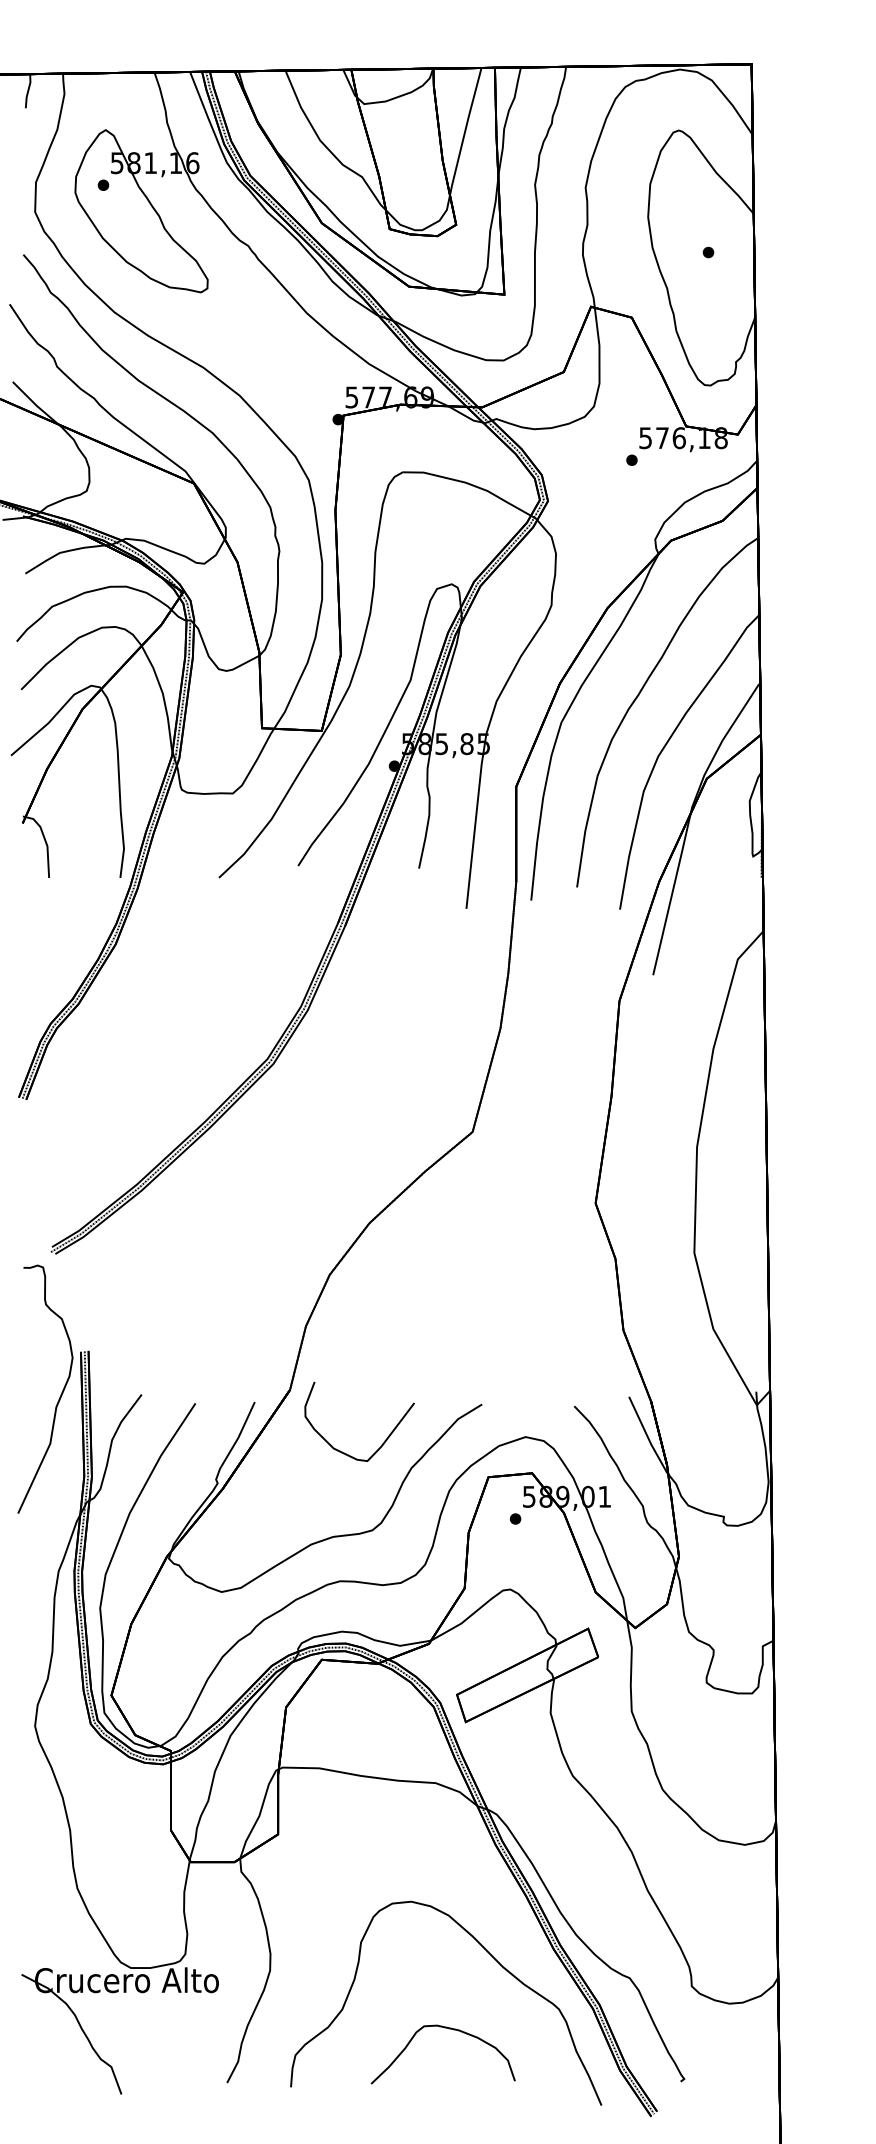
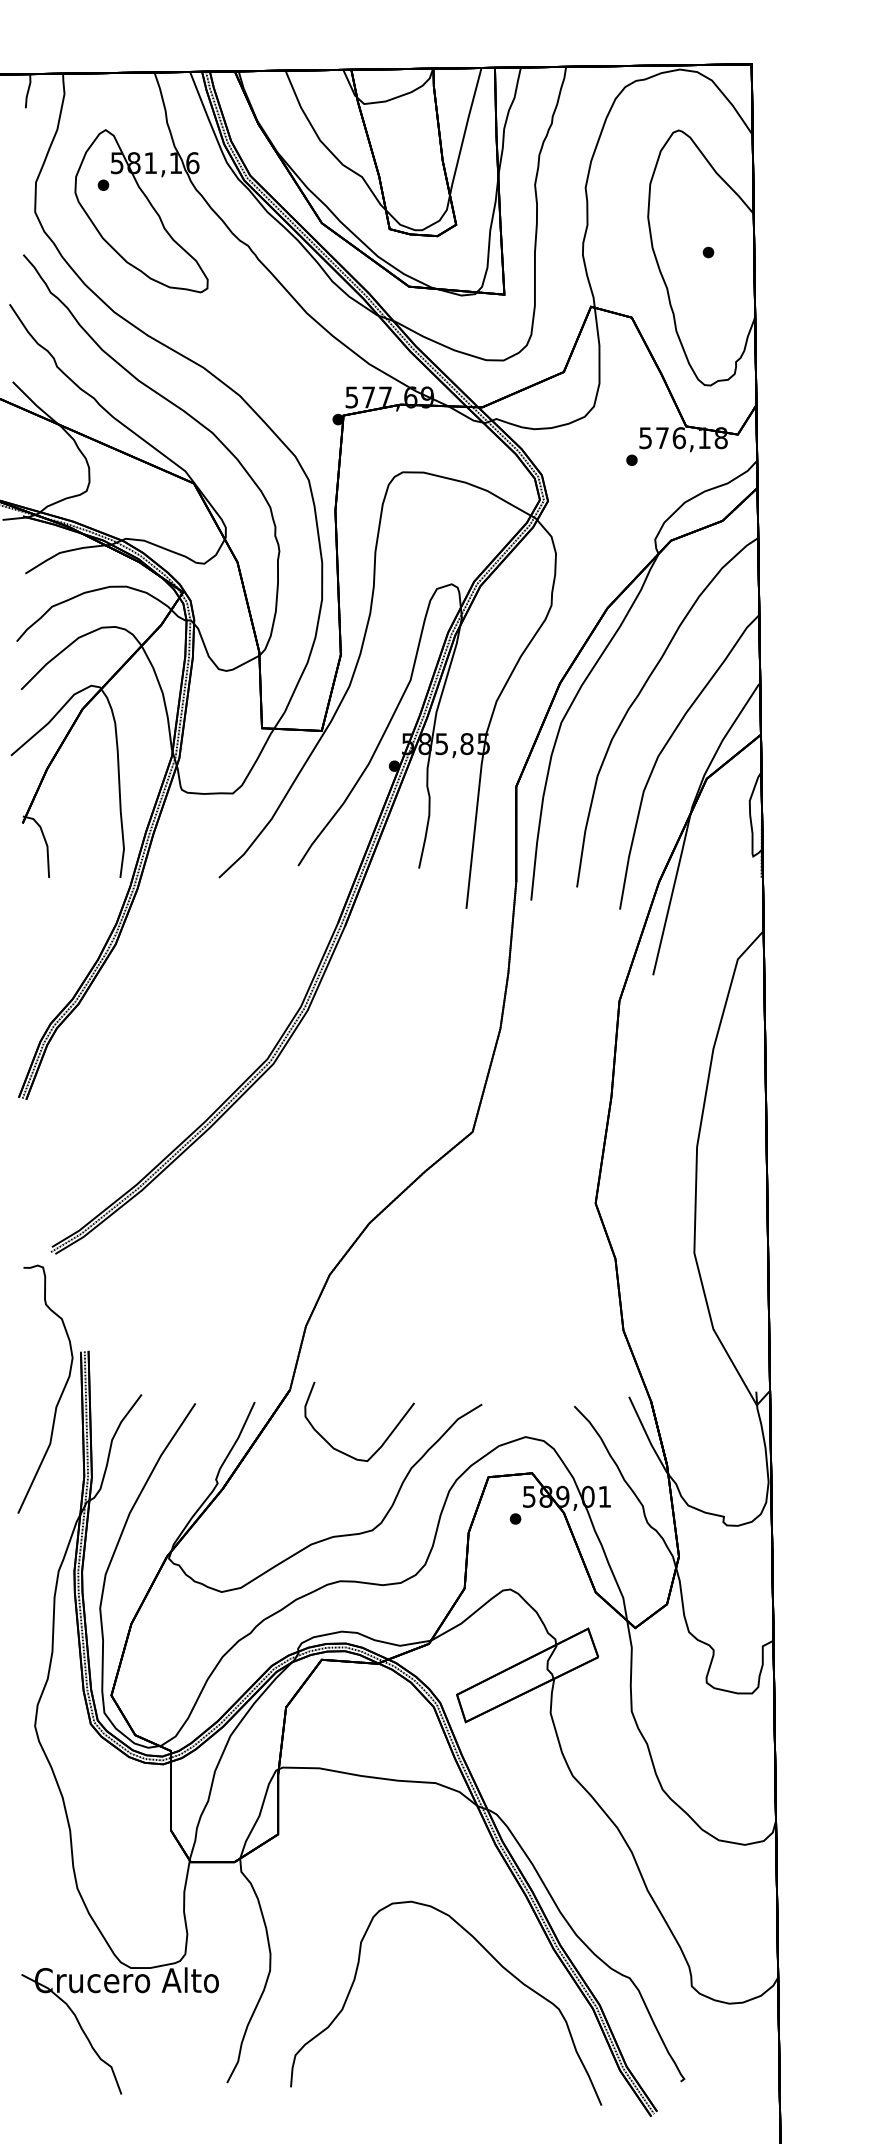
part: present -> none (449, 2029)
